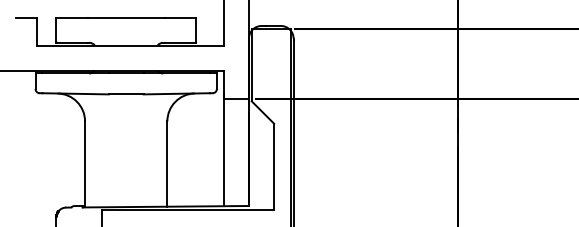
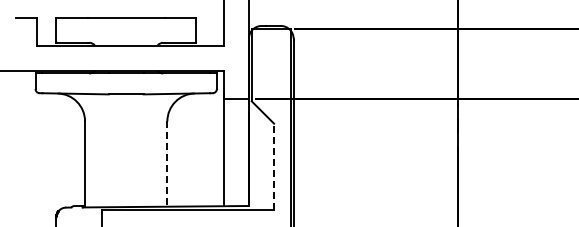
line: solid -> dashed (167, 164)
line: solid -> dashed (274, 166)
